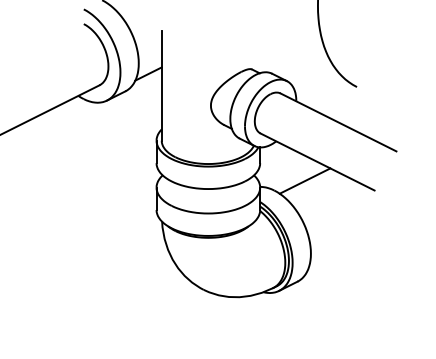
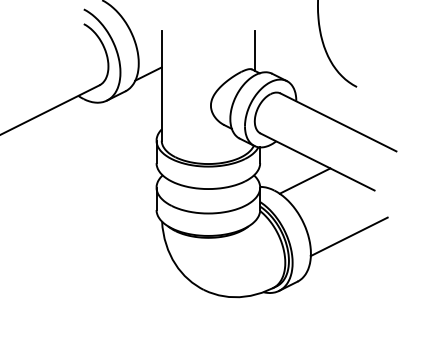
line: none -> present (254, 50)
line: none -> present (348, 236)
